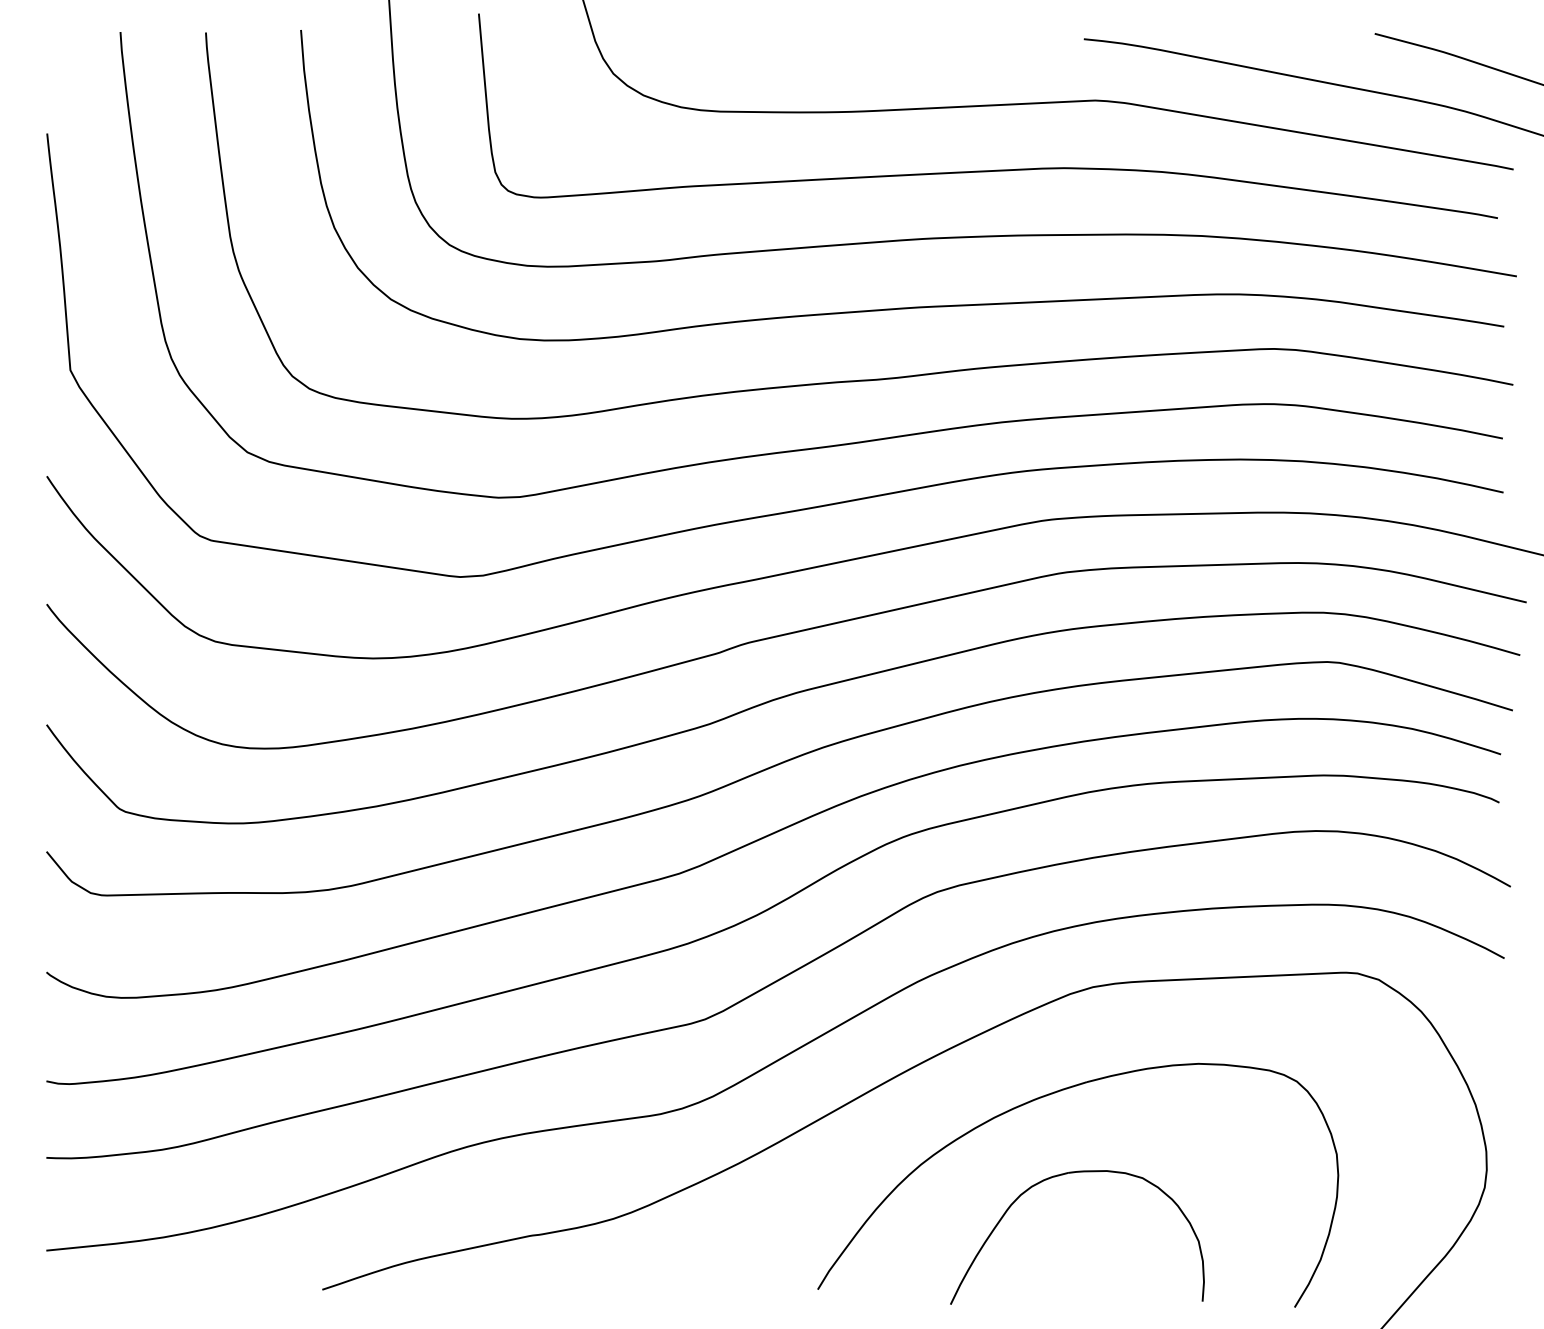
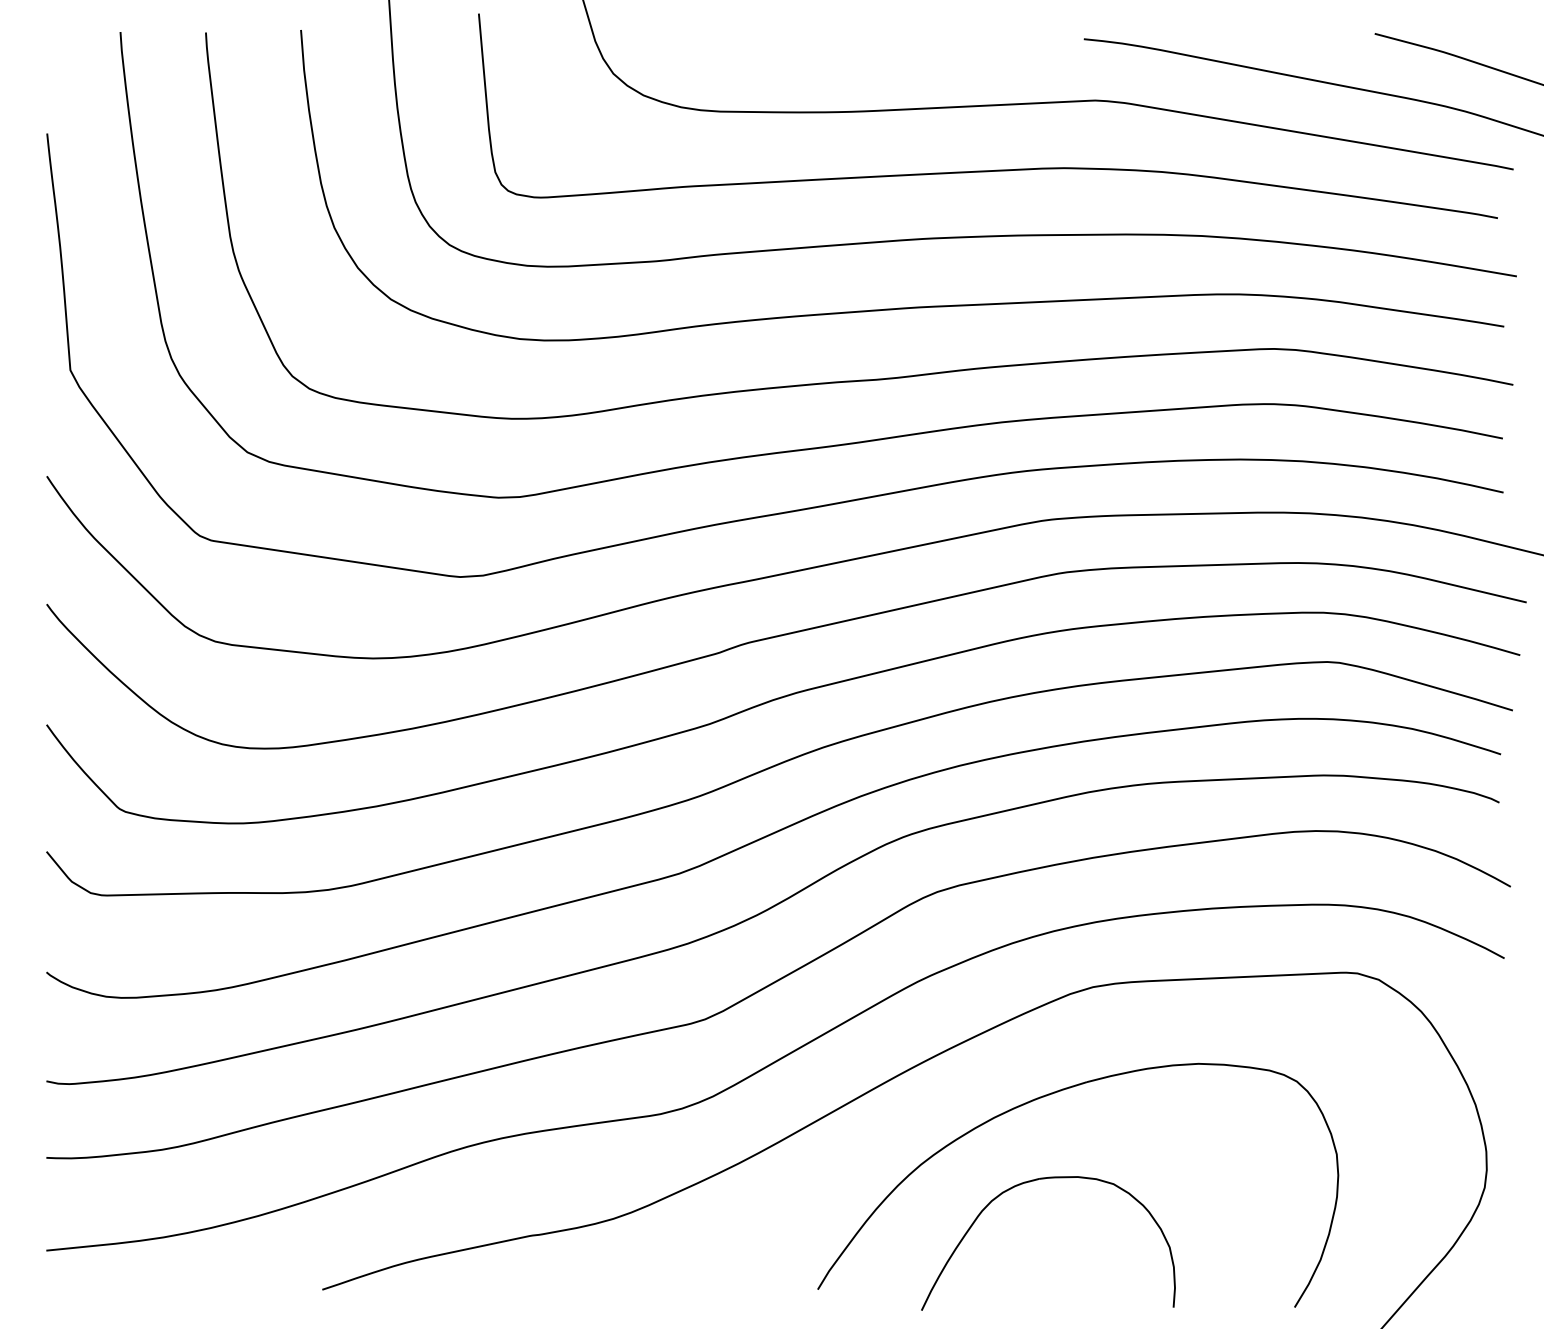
part position: (1063, 1175) -> (1034, 1181) (1034, 1181)
